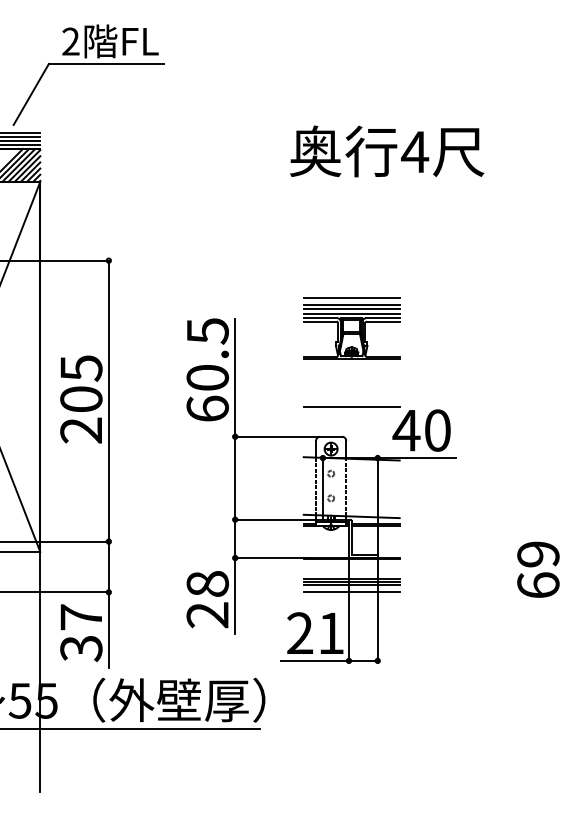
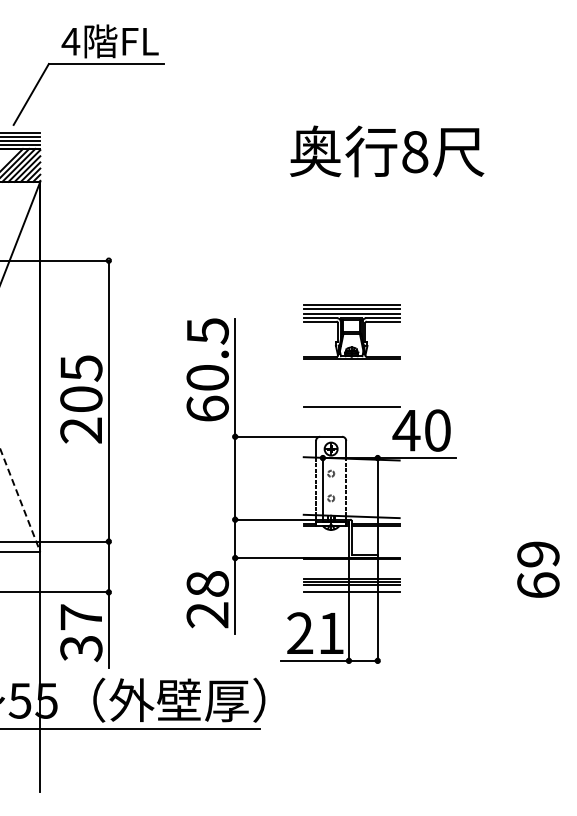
text: 2 -> 4 (70, 41)
text: 4 -> 8 (415, 152)
line: present -> none (351, 297)
line: solid -> dashed (20, 500)
